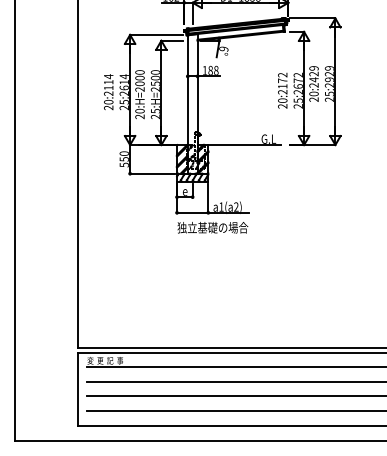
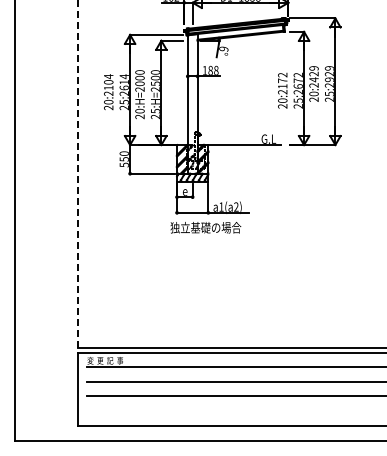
text: 20:2114 -> 20:2104 (108, 82)
line: solid -> dashed (77, 174)
text position: (212, 227) -> (205, 227) (205, 227)
line: present -> none (234, 410)
